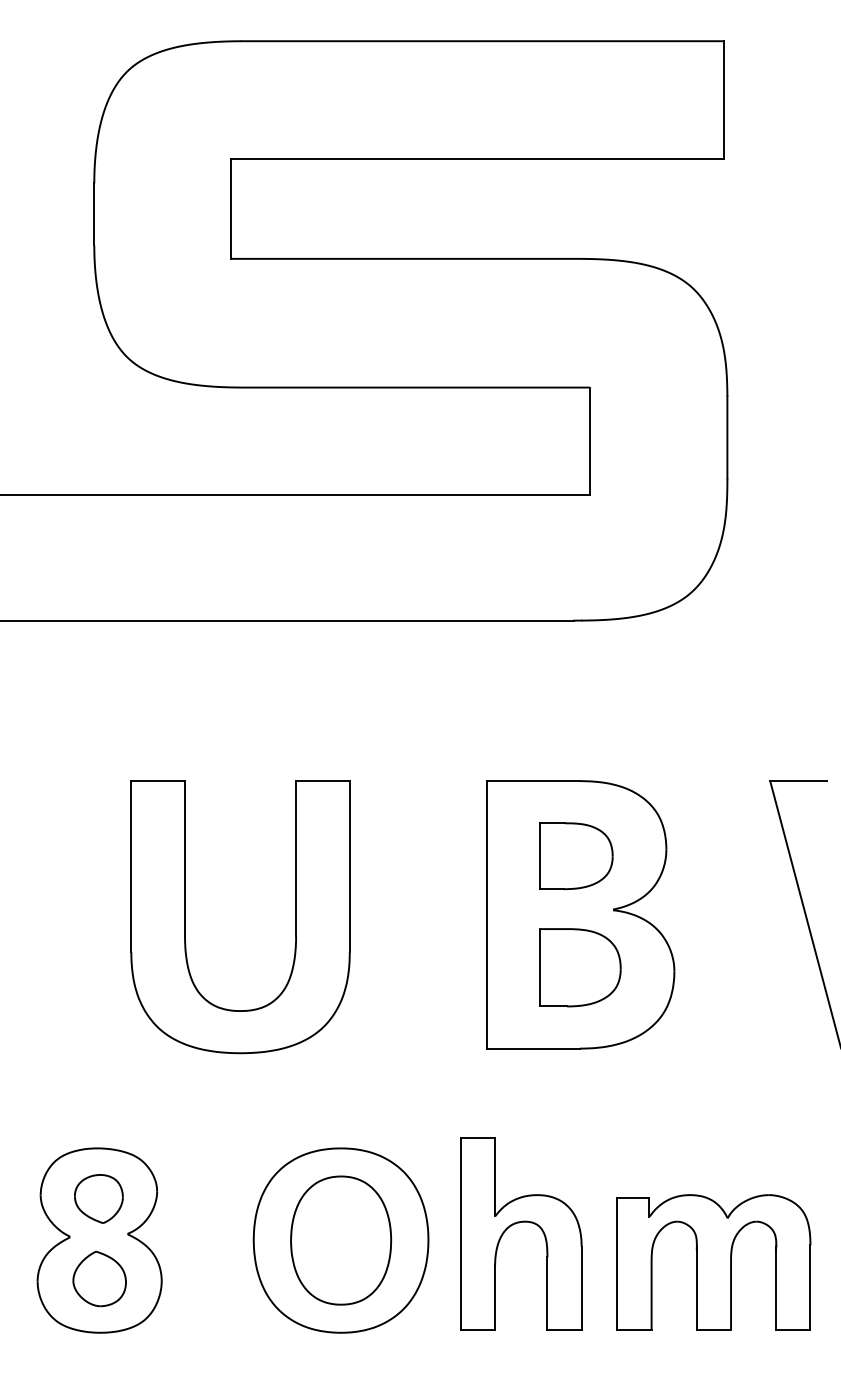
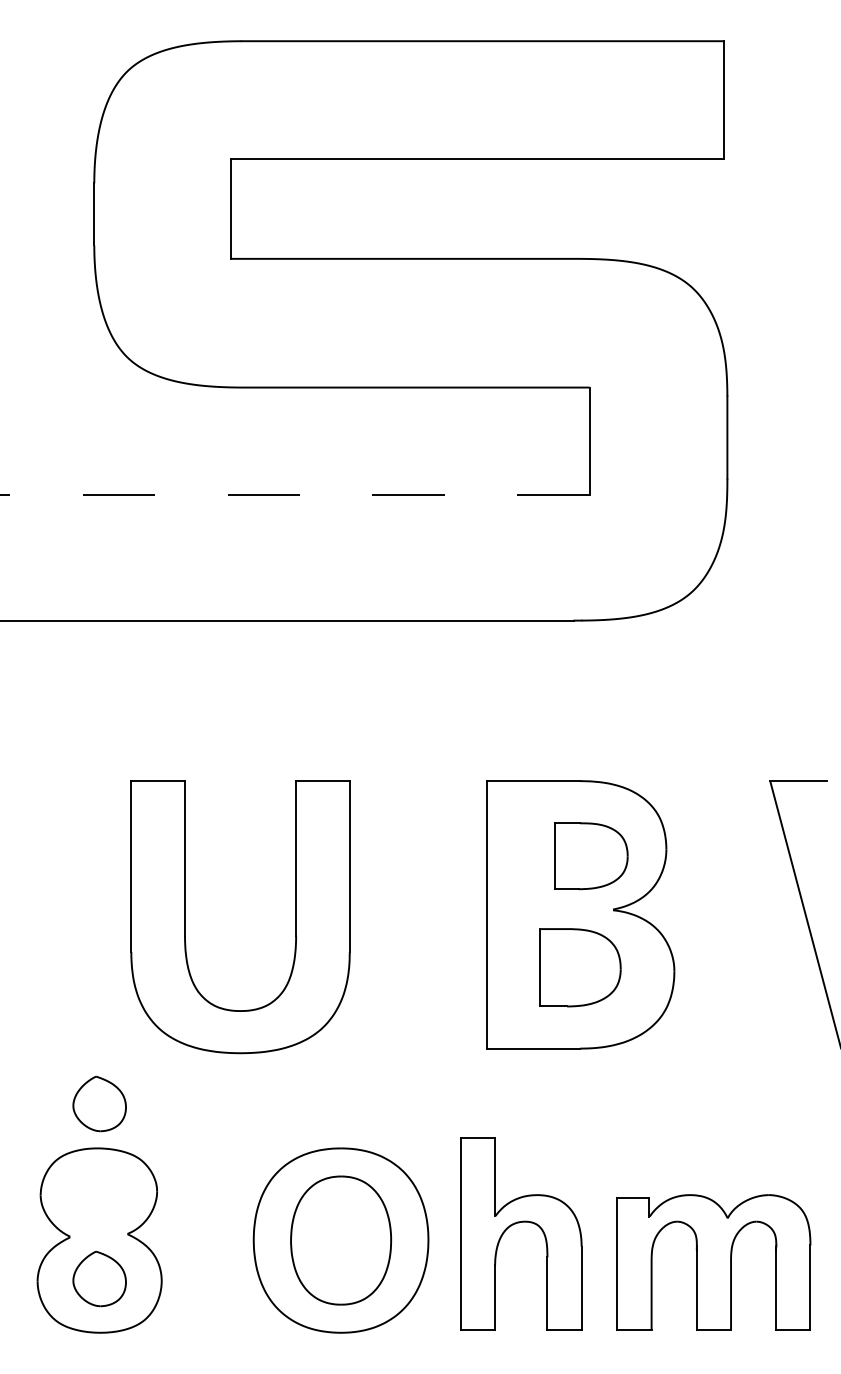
line: solid -> dashed (294, 495)
part position: (576, 856) -> (591, 856) (591, 856)
part: none -> present (99, 1103)
part: present -> none (98, 1198)
